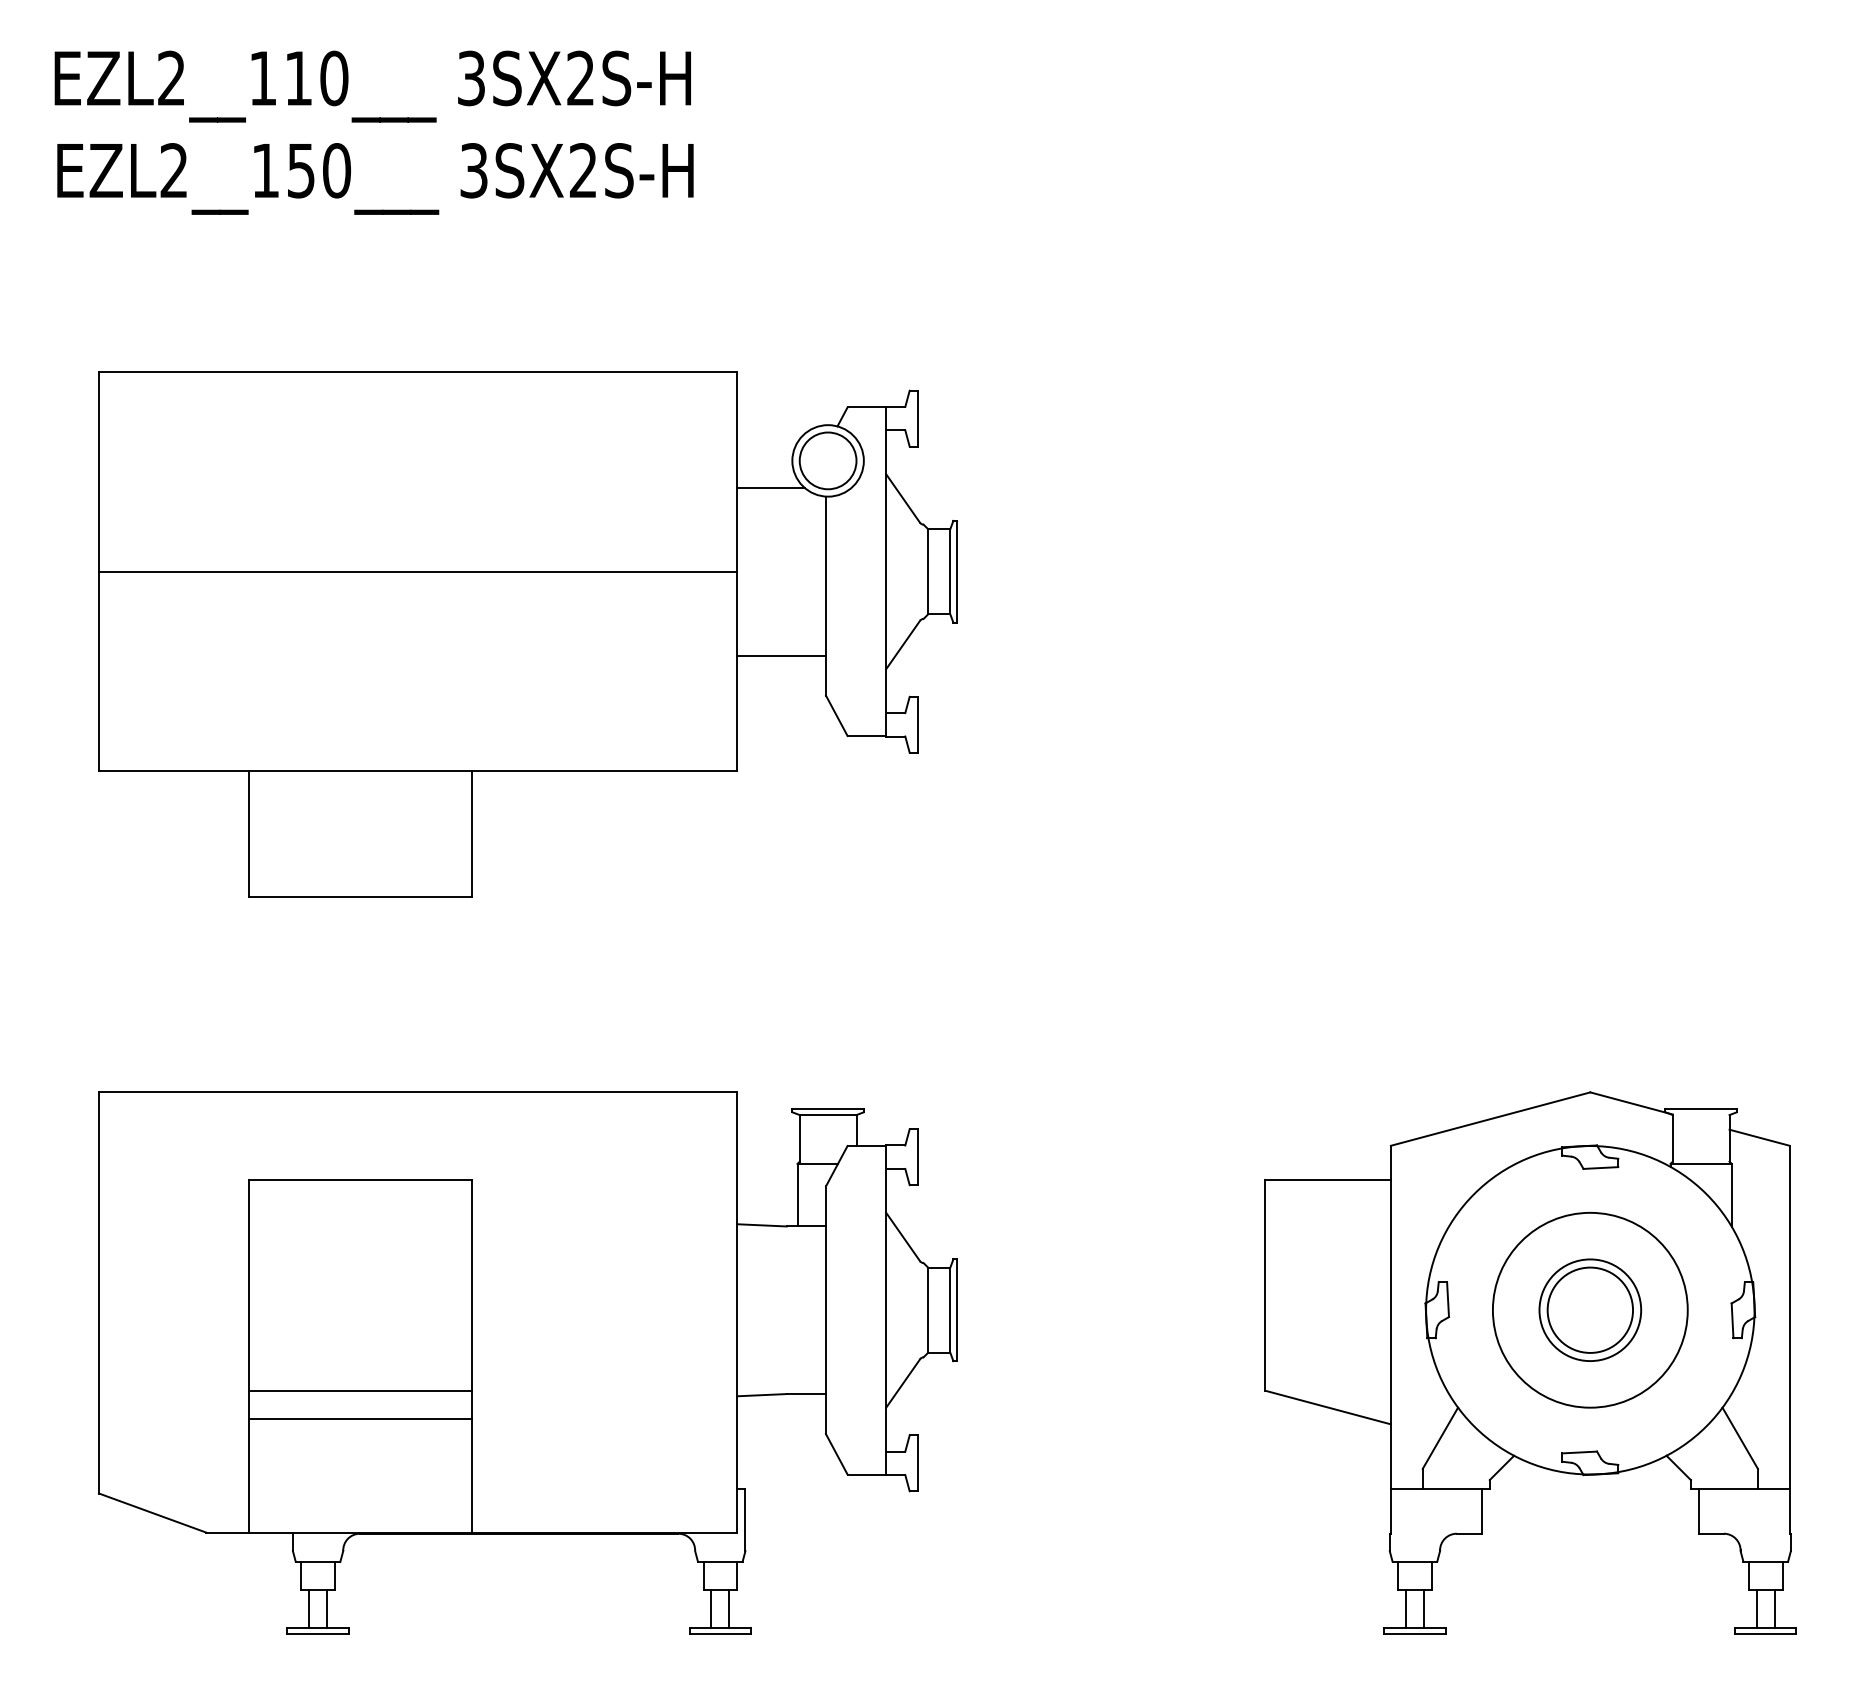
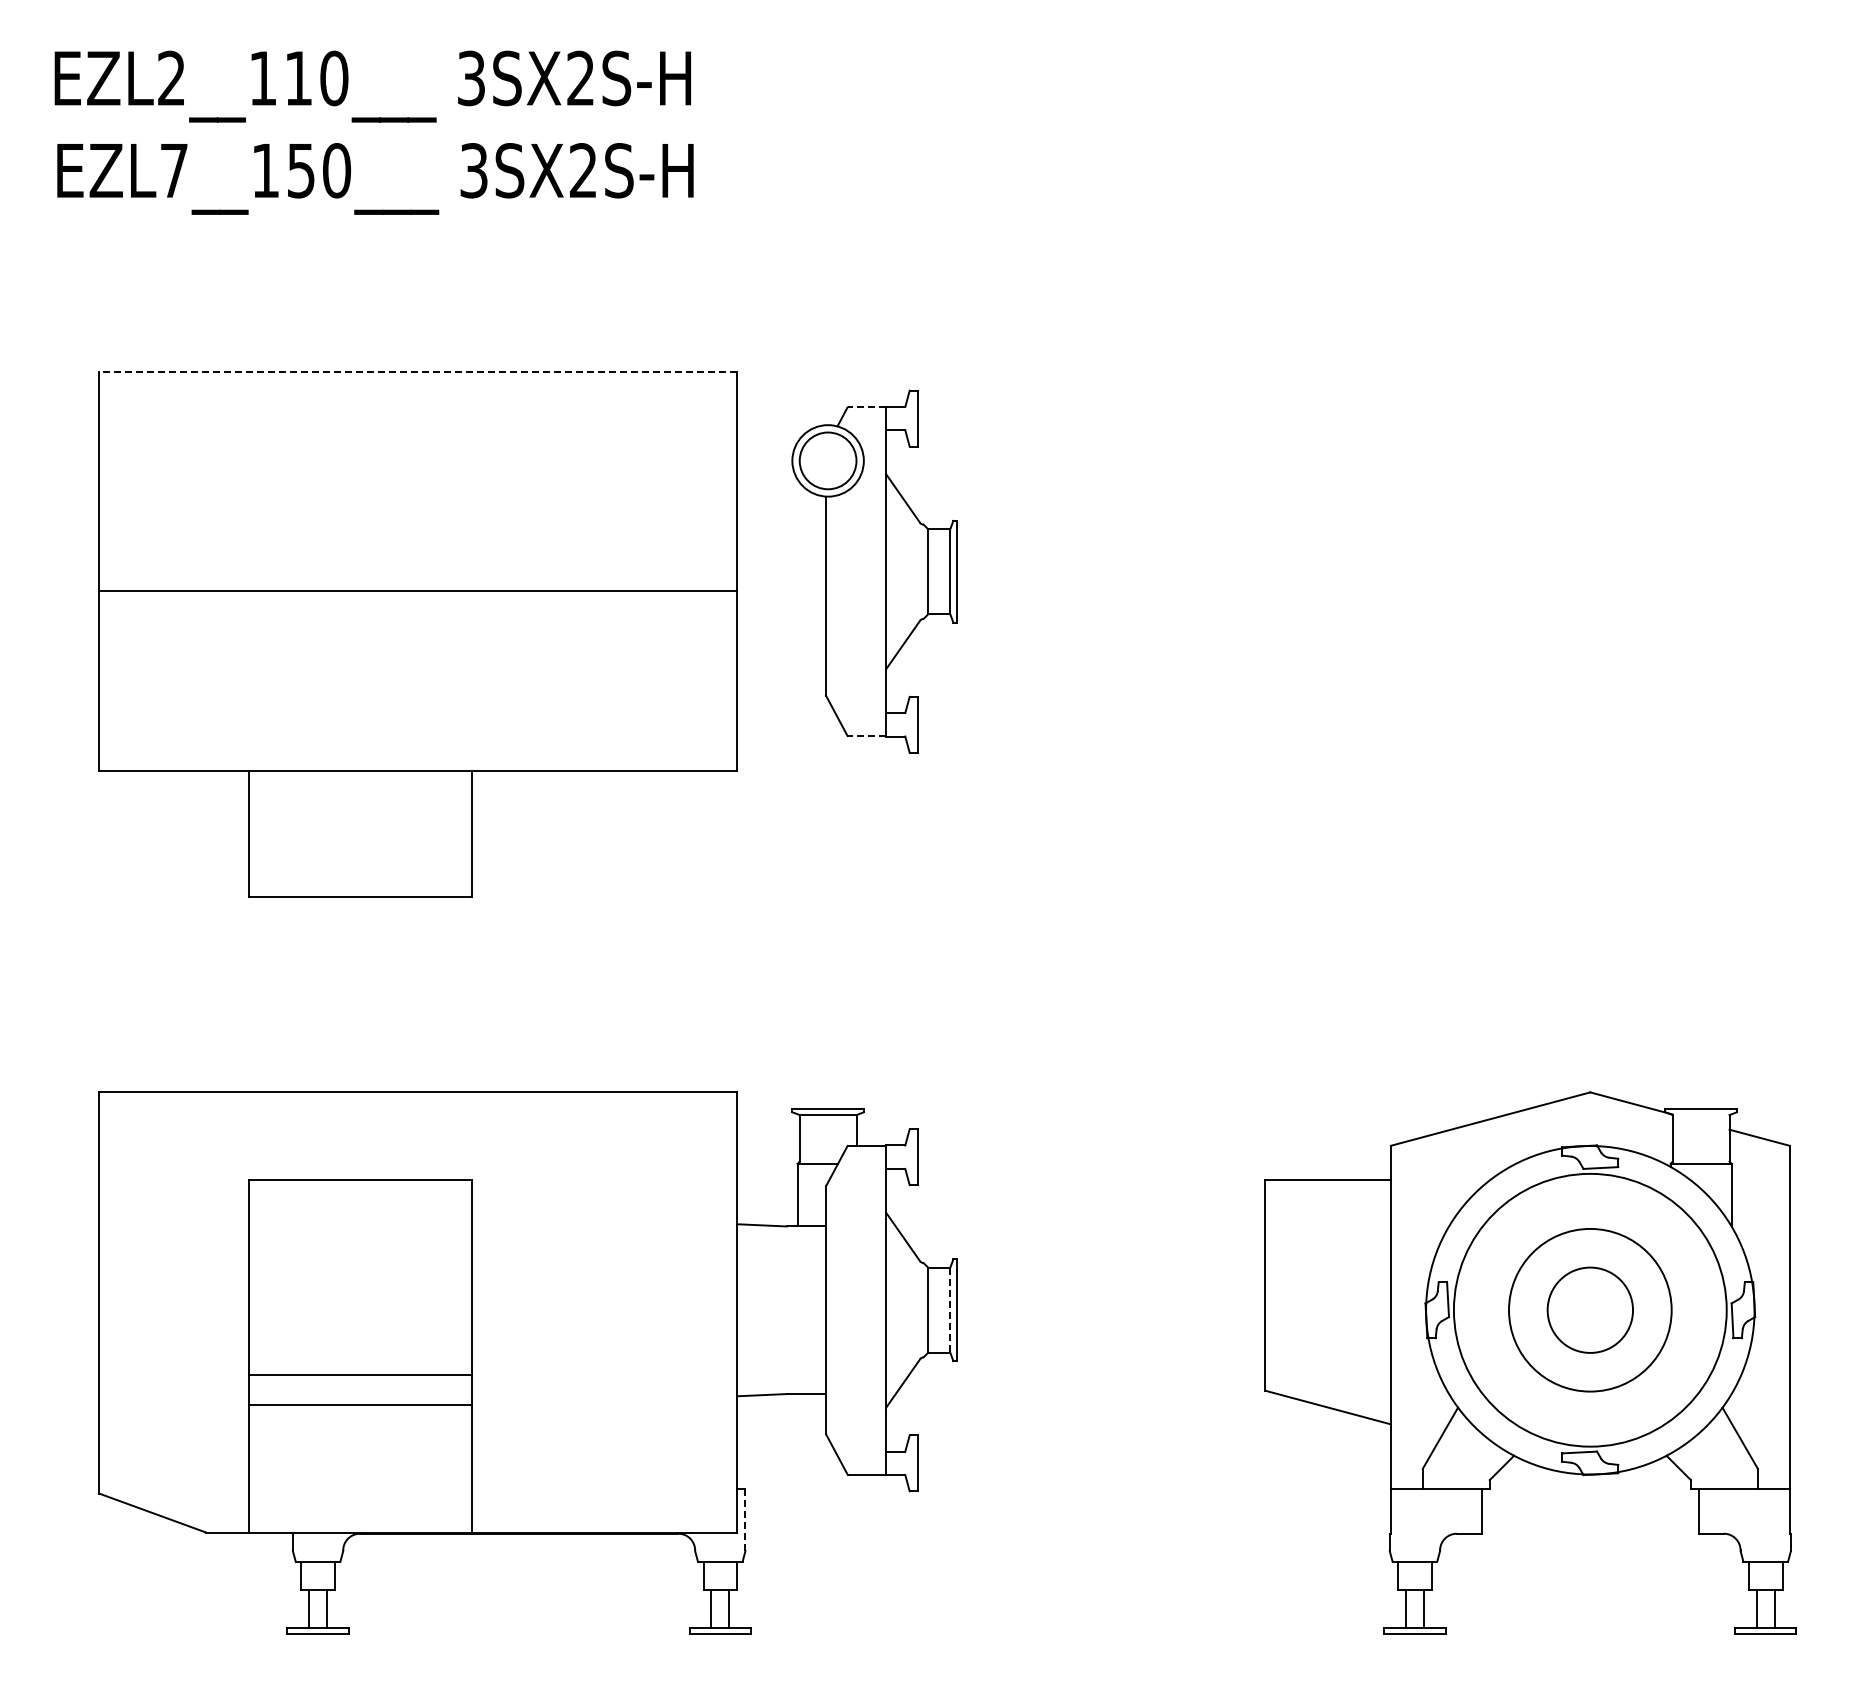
text: EZL2__150___ -> EZL7__150___ (173, 170)
line: solid -> dashed (417, 372)
line: solid -> dashed (866, 407)
line: present -> none (770, 487)
line position: (417, 571) -> (417, 590) (417, 590)
line: present -> none (781, 655)
line: solid -> dashed (866, 735)
circle diameter: 195 px -> 273 px (1589, 1309)
line: solid -> dashed (950, 1310)
circle diameter: 102 px -> 163 px (1590, 1309)
line position: (360, 1390) -> (360, 1374) (360, 1374)
line position: (360, 1418) -> (360, 1404) (360, 1404)
line: solid -> dashed (745, 1520)
